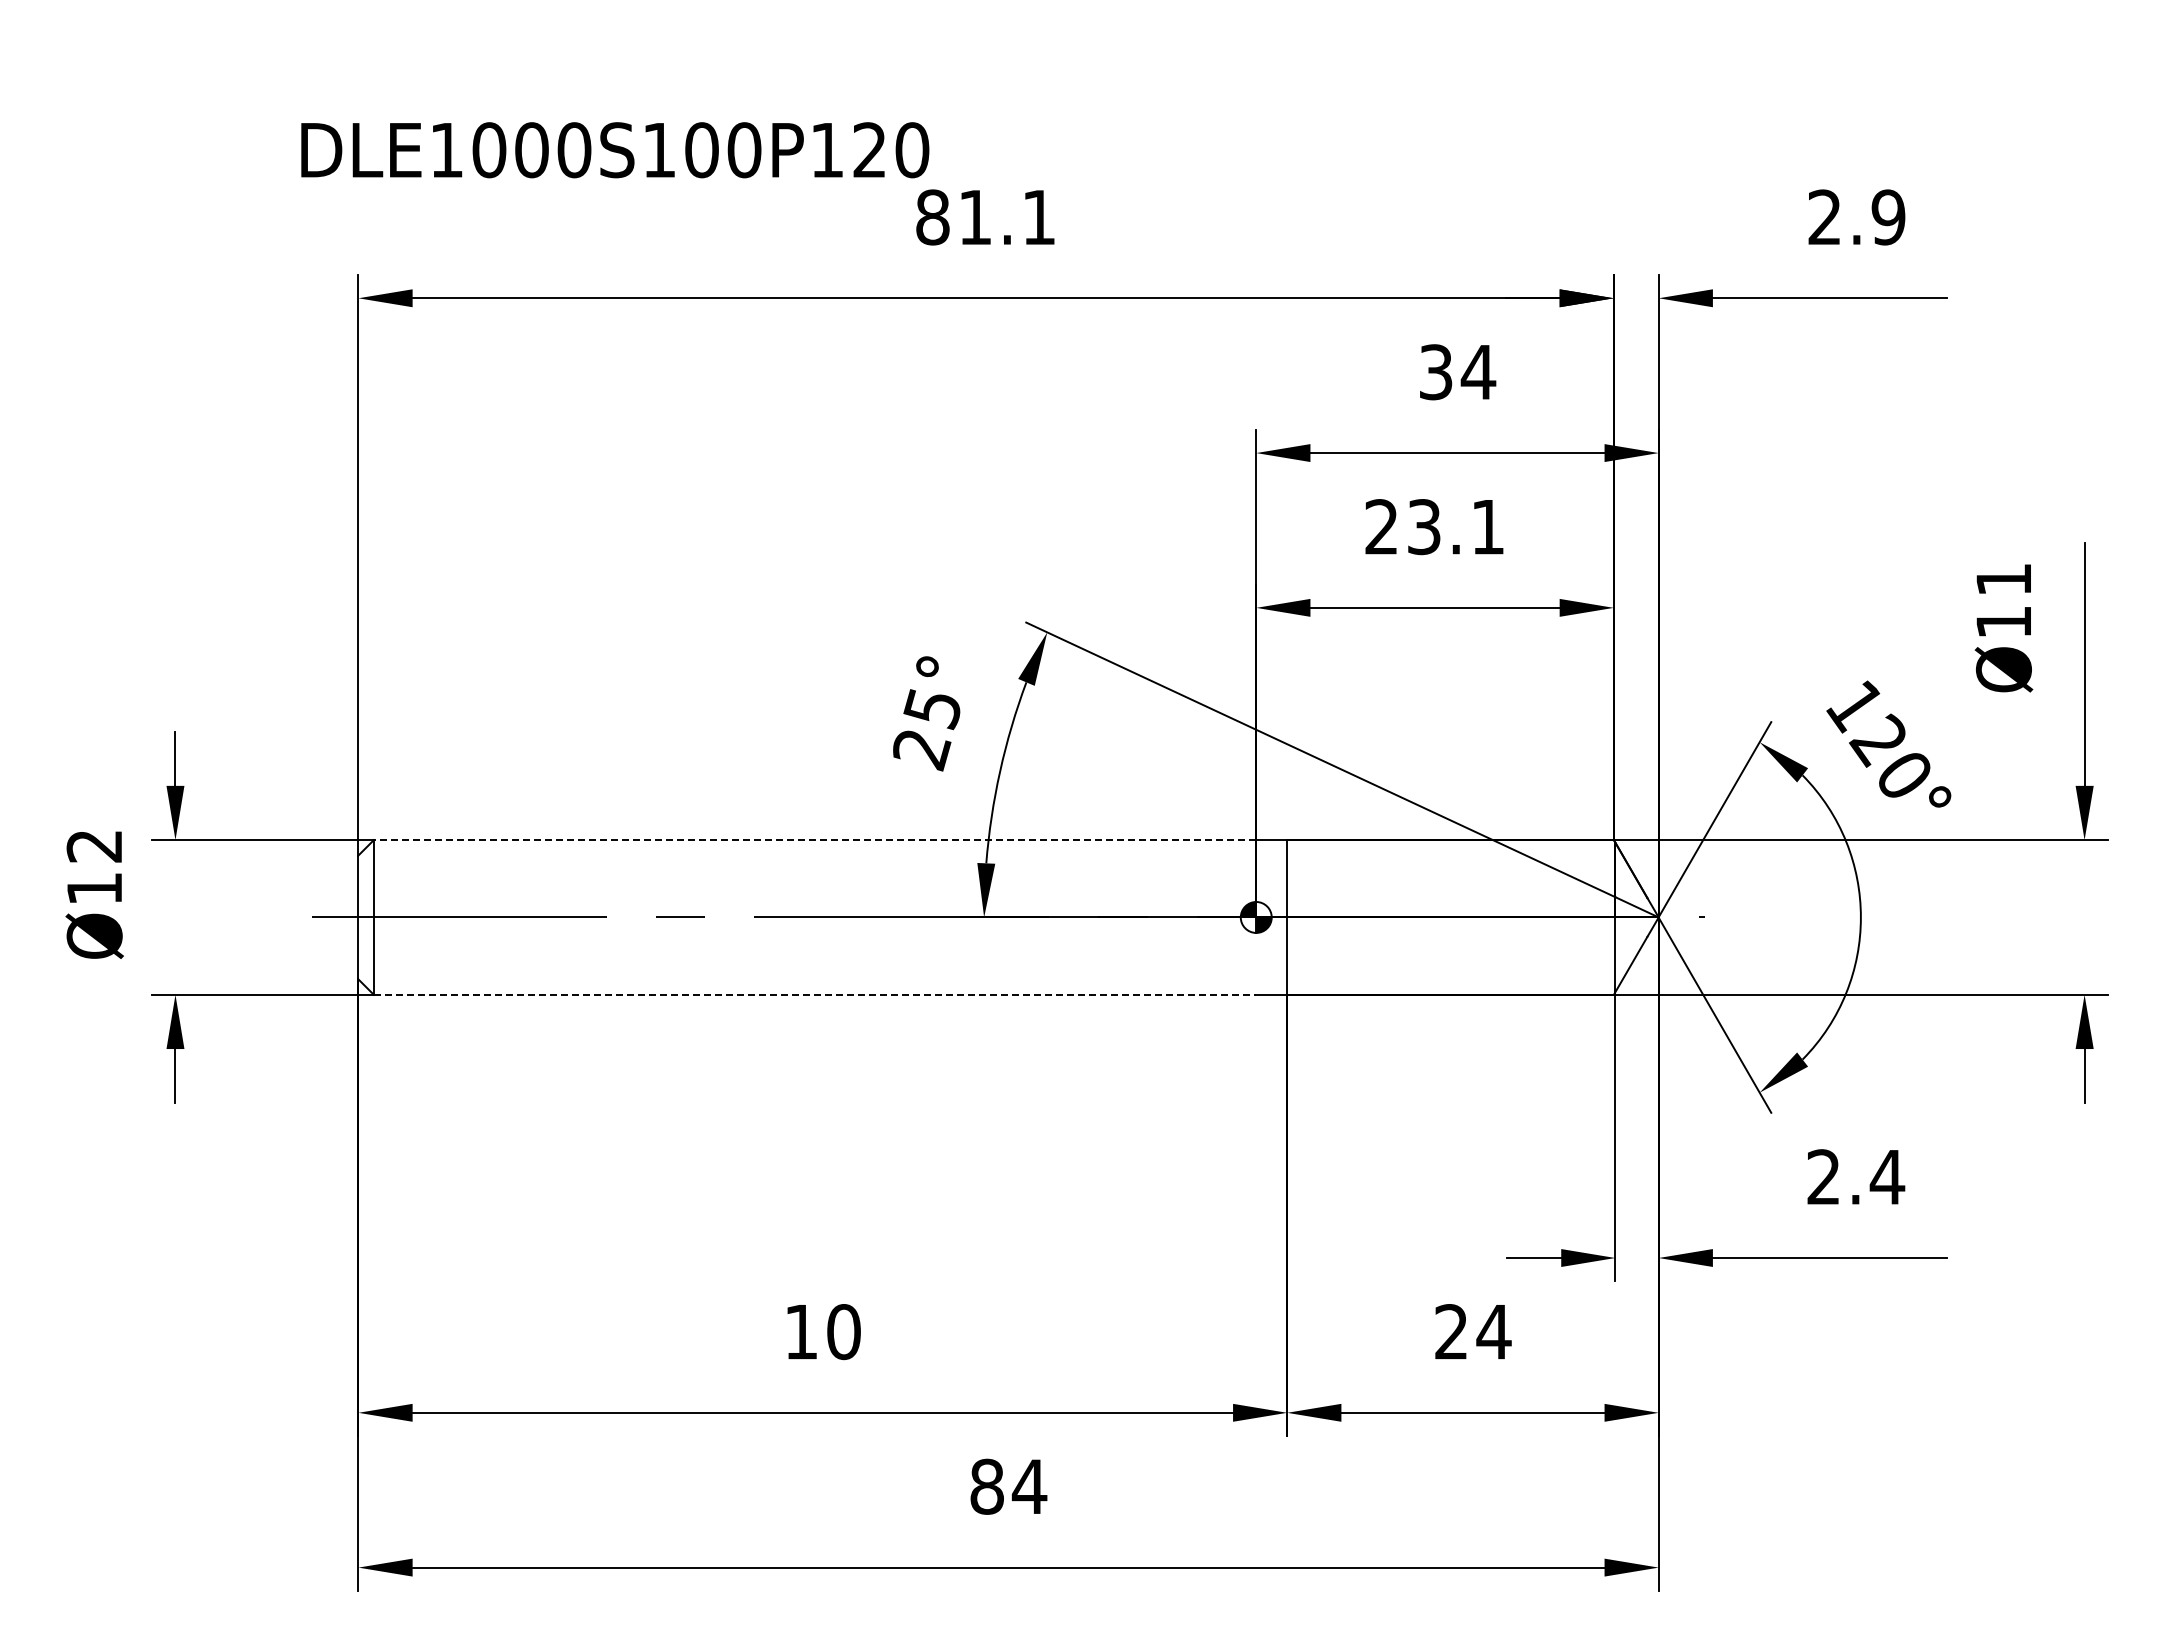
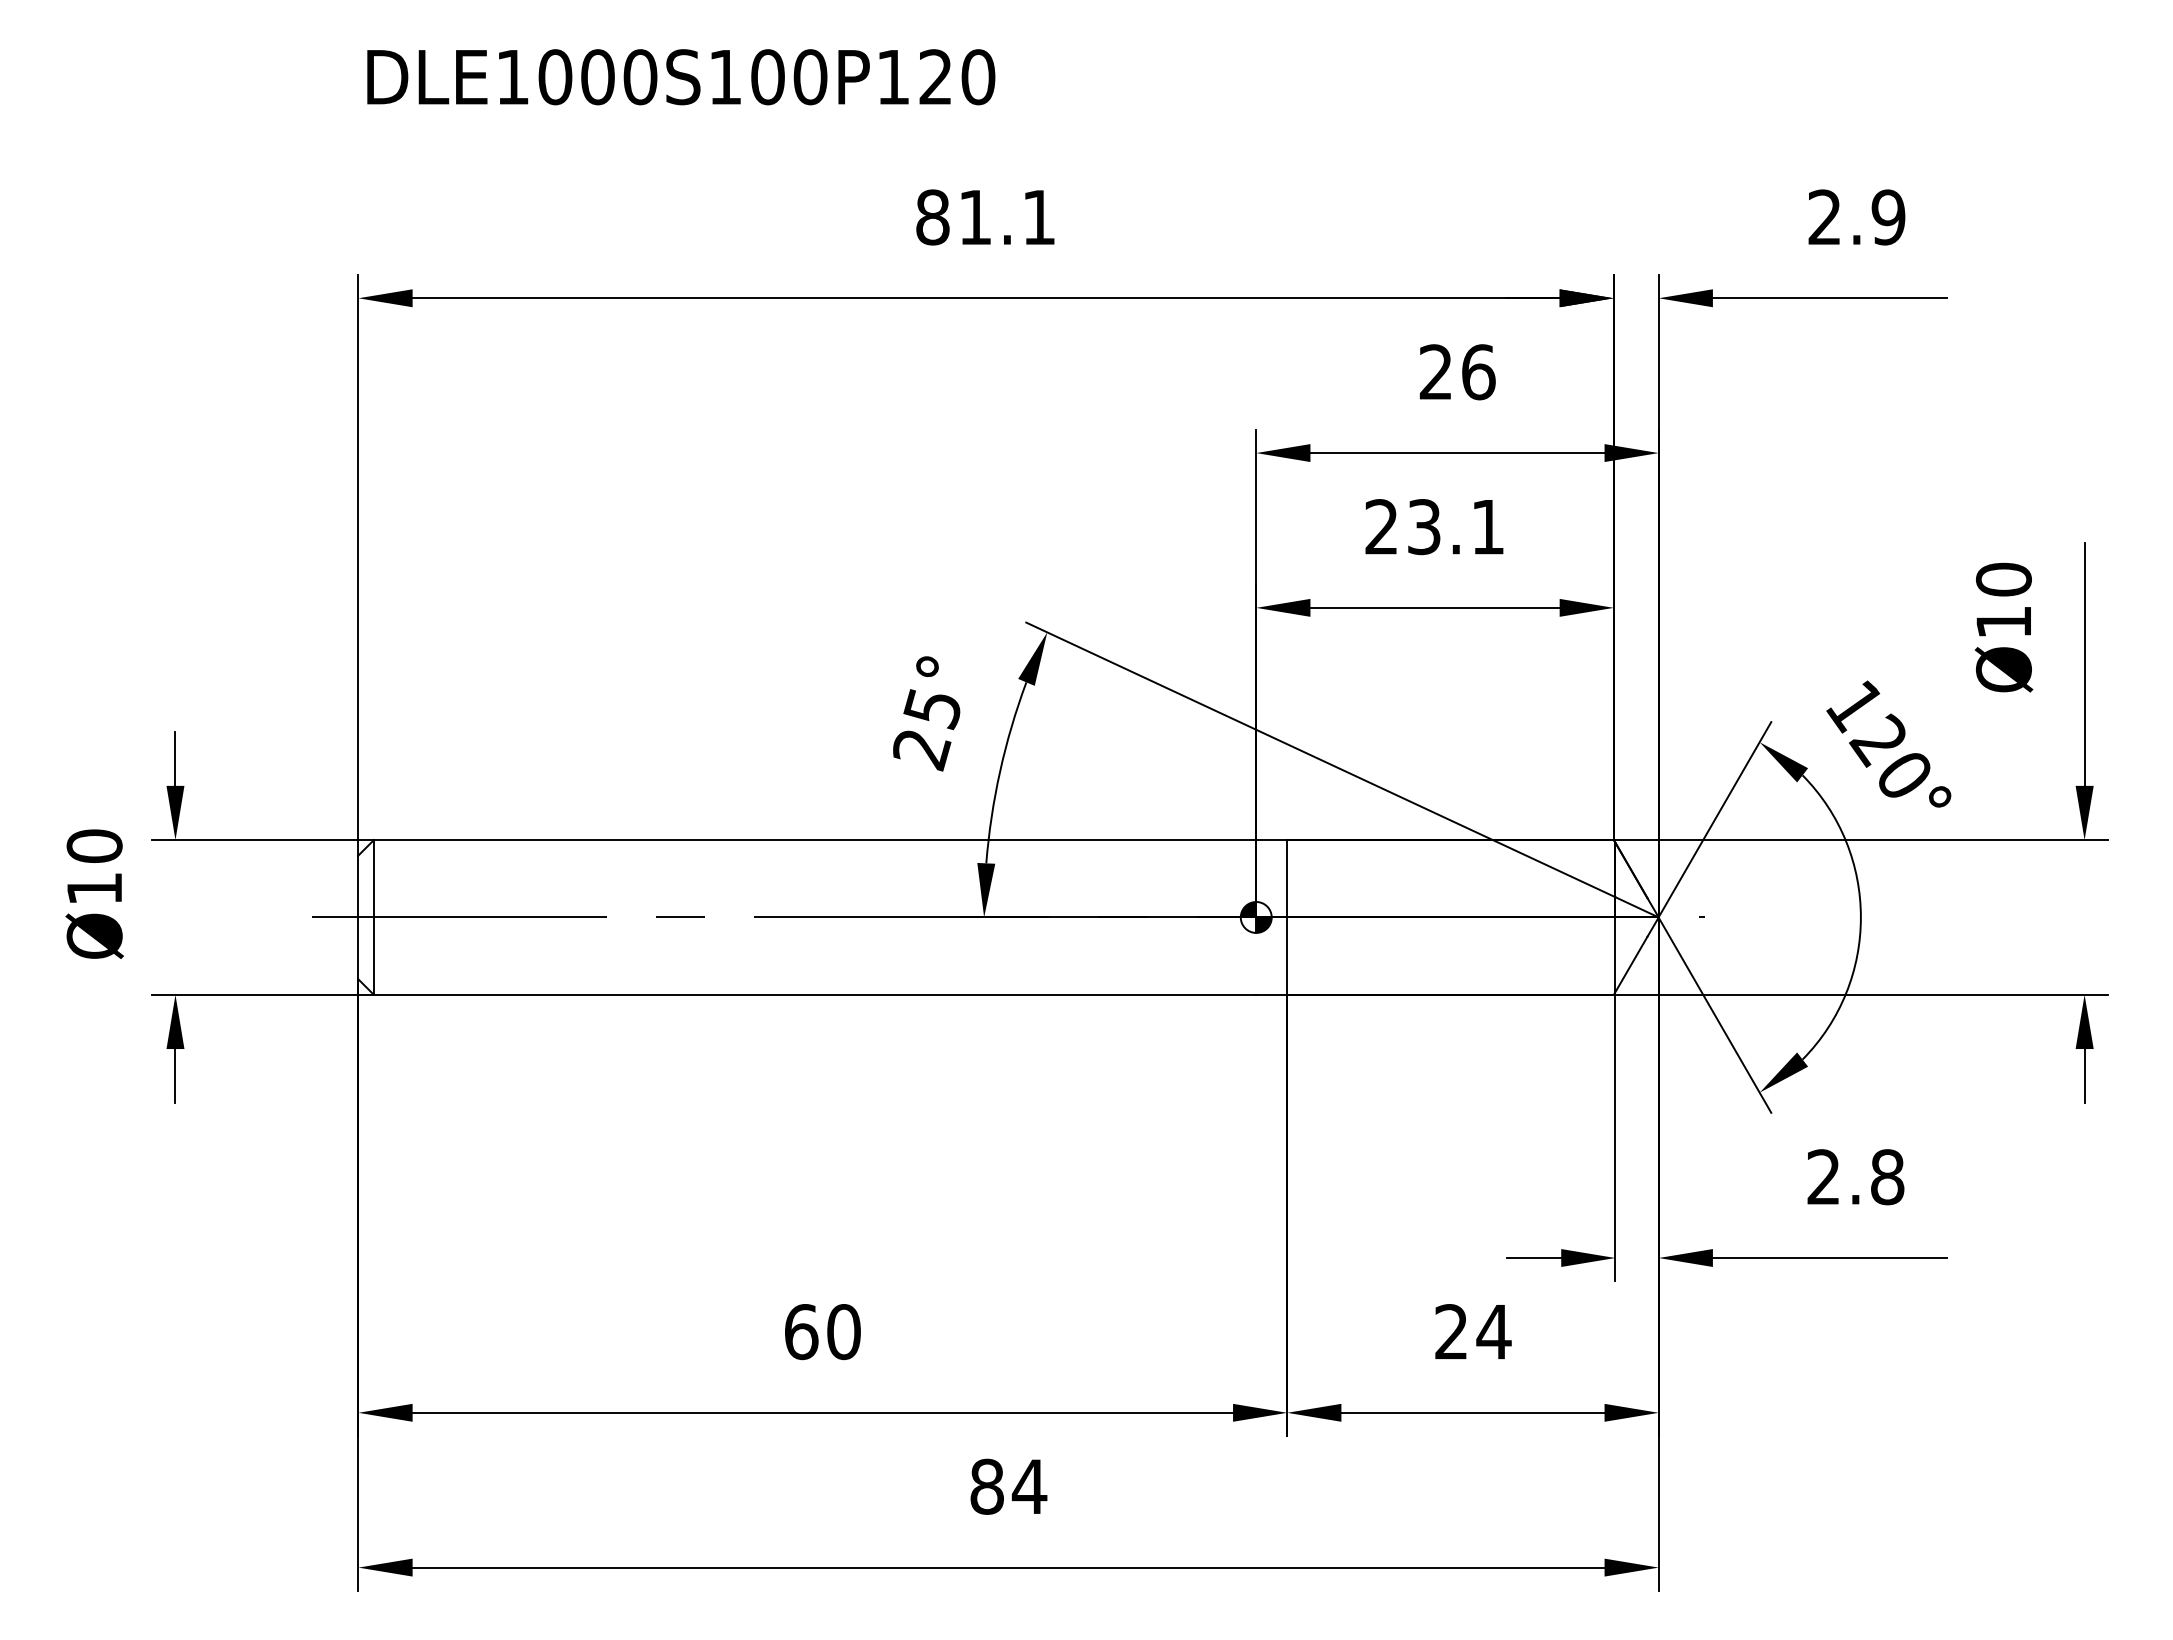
text position: (615, 150) -> (681, 77) (681, 77)
text: 34 -> 26 (1457, 372)
text: Ø11 -> Ø10 (2003, 579)
line: dashed -> solid (814, 840)
text: Ø12 -> Ø10 (94, 845)
line: dashed -> solid (815, 994)
text: 2.4 -> 2.8 (1887, 1177)
text: 10 -> 60 (801, 1332)
